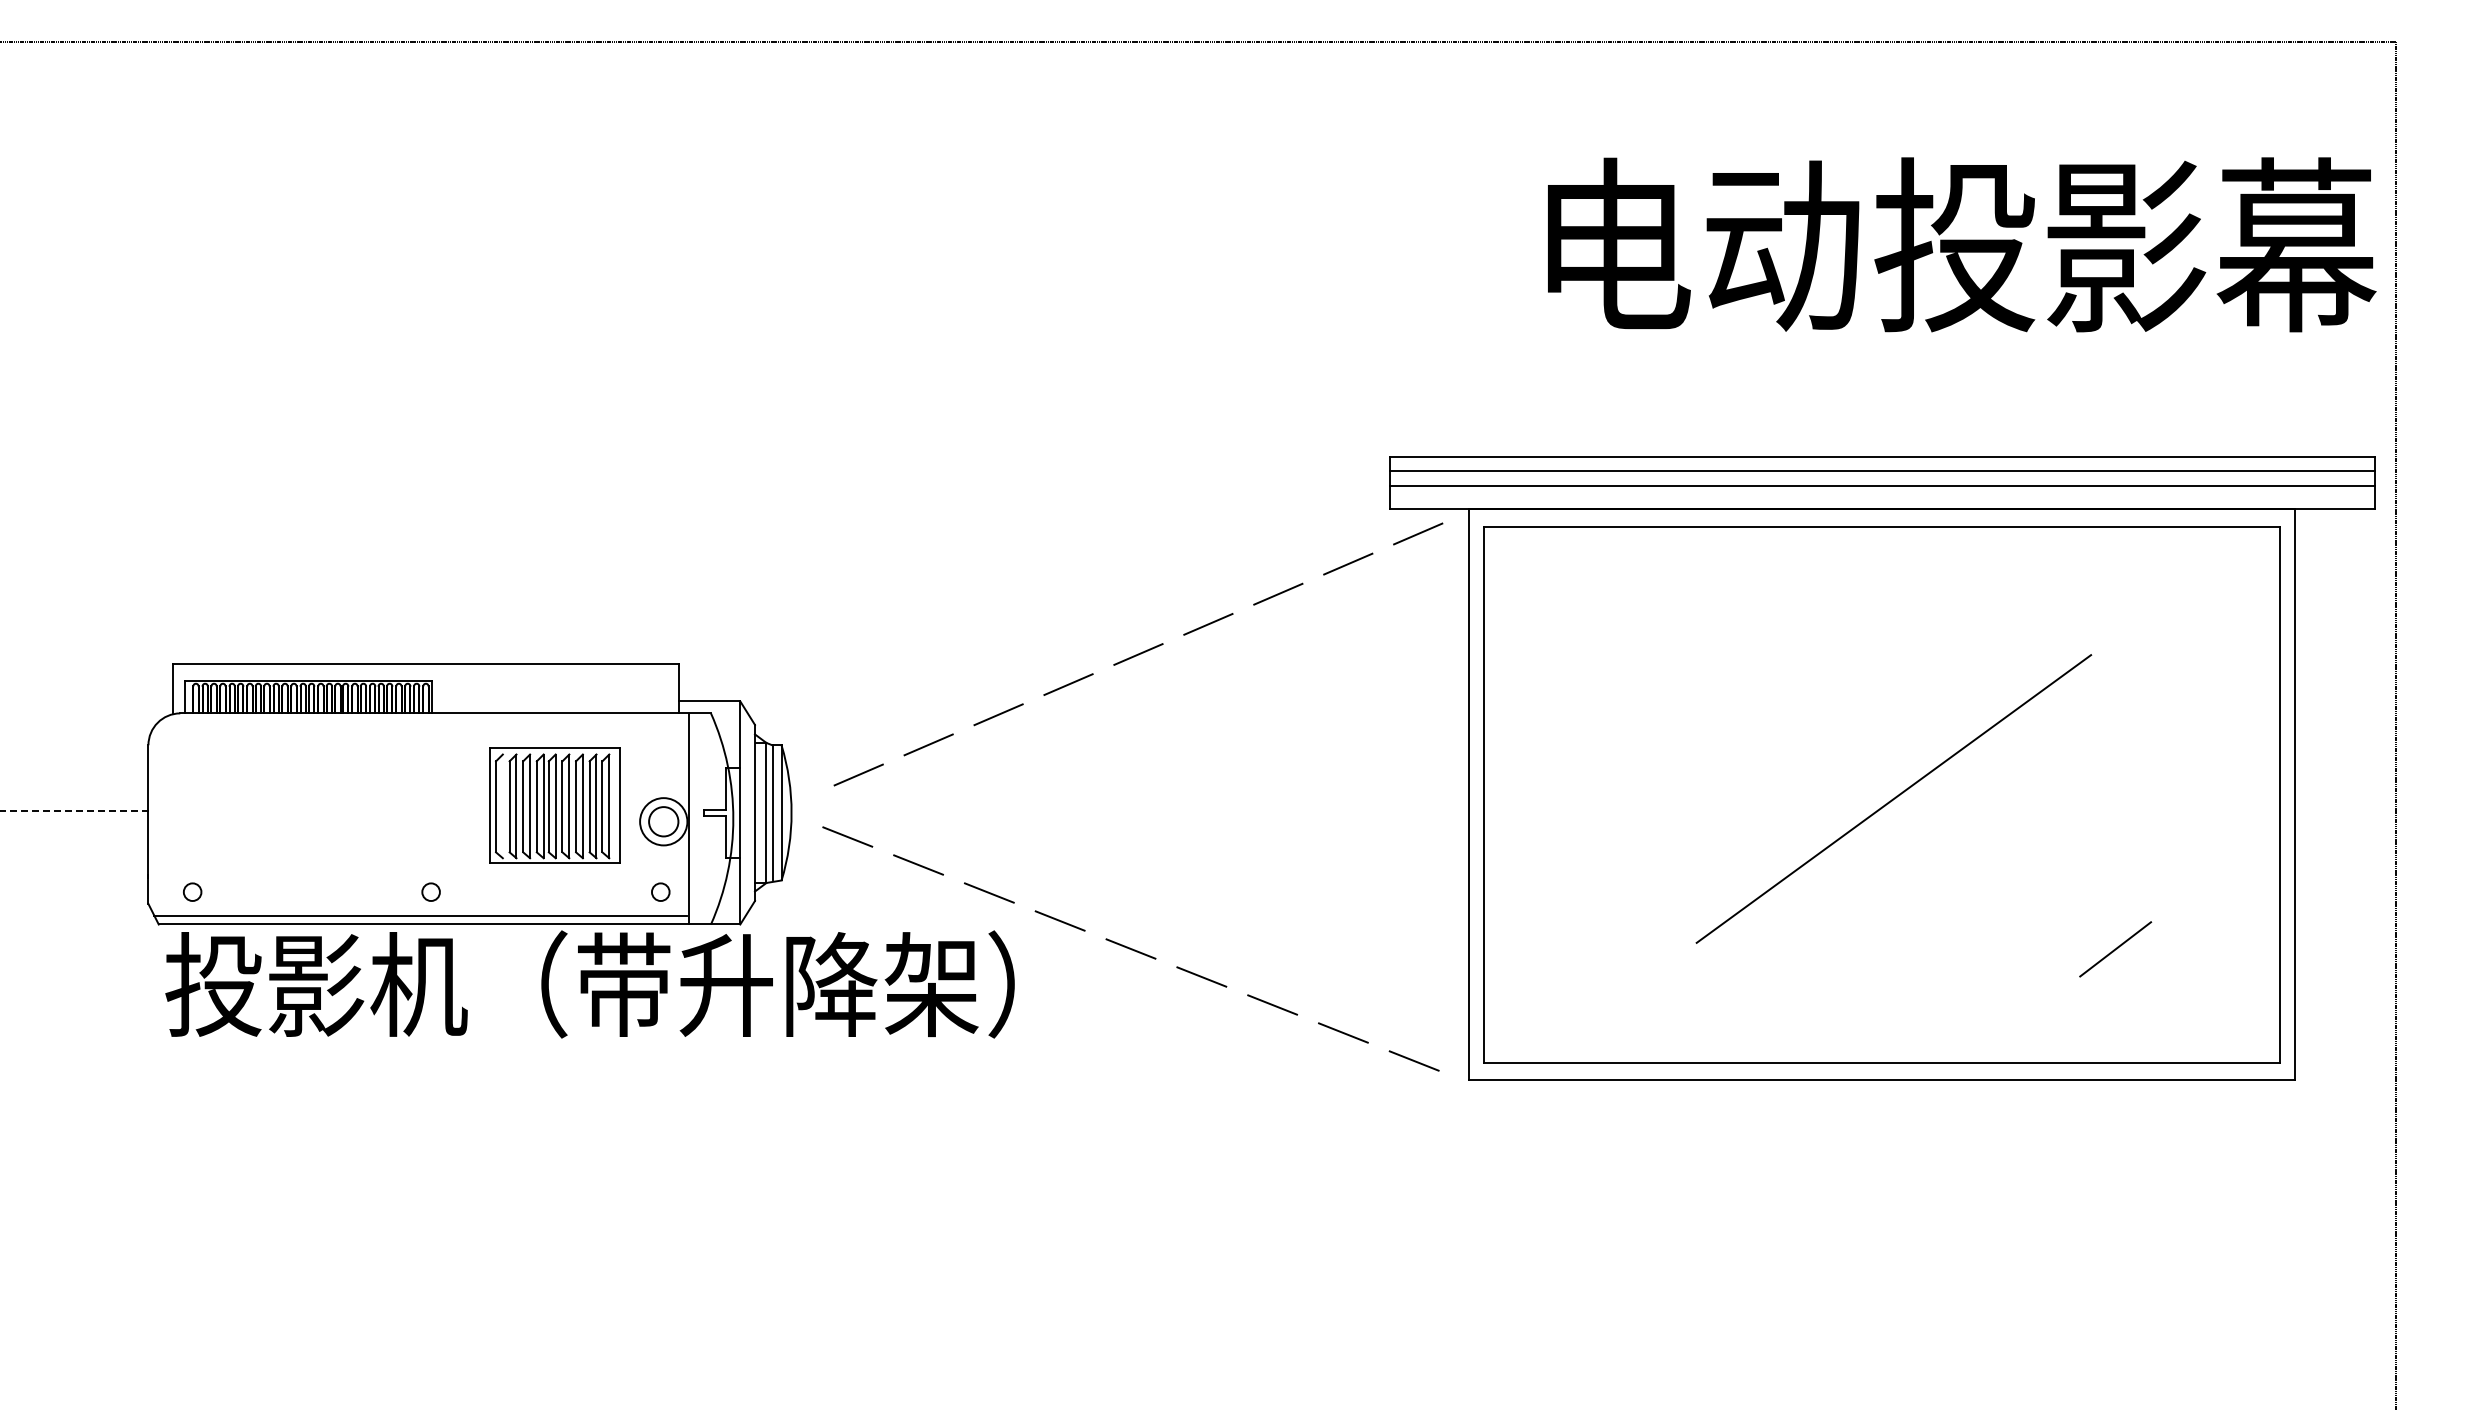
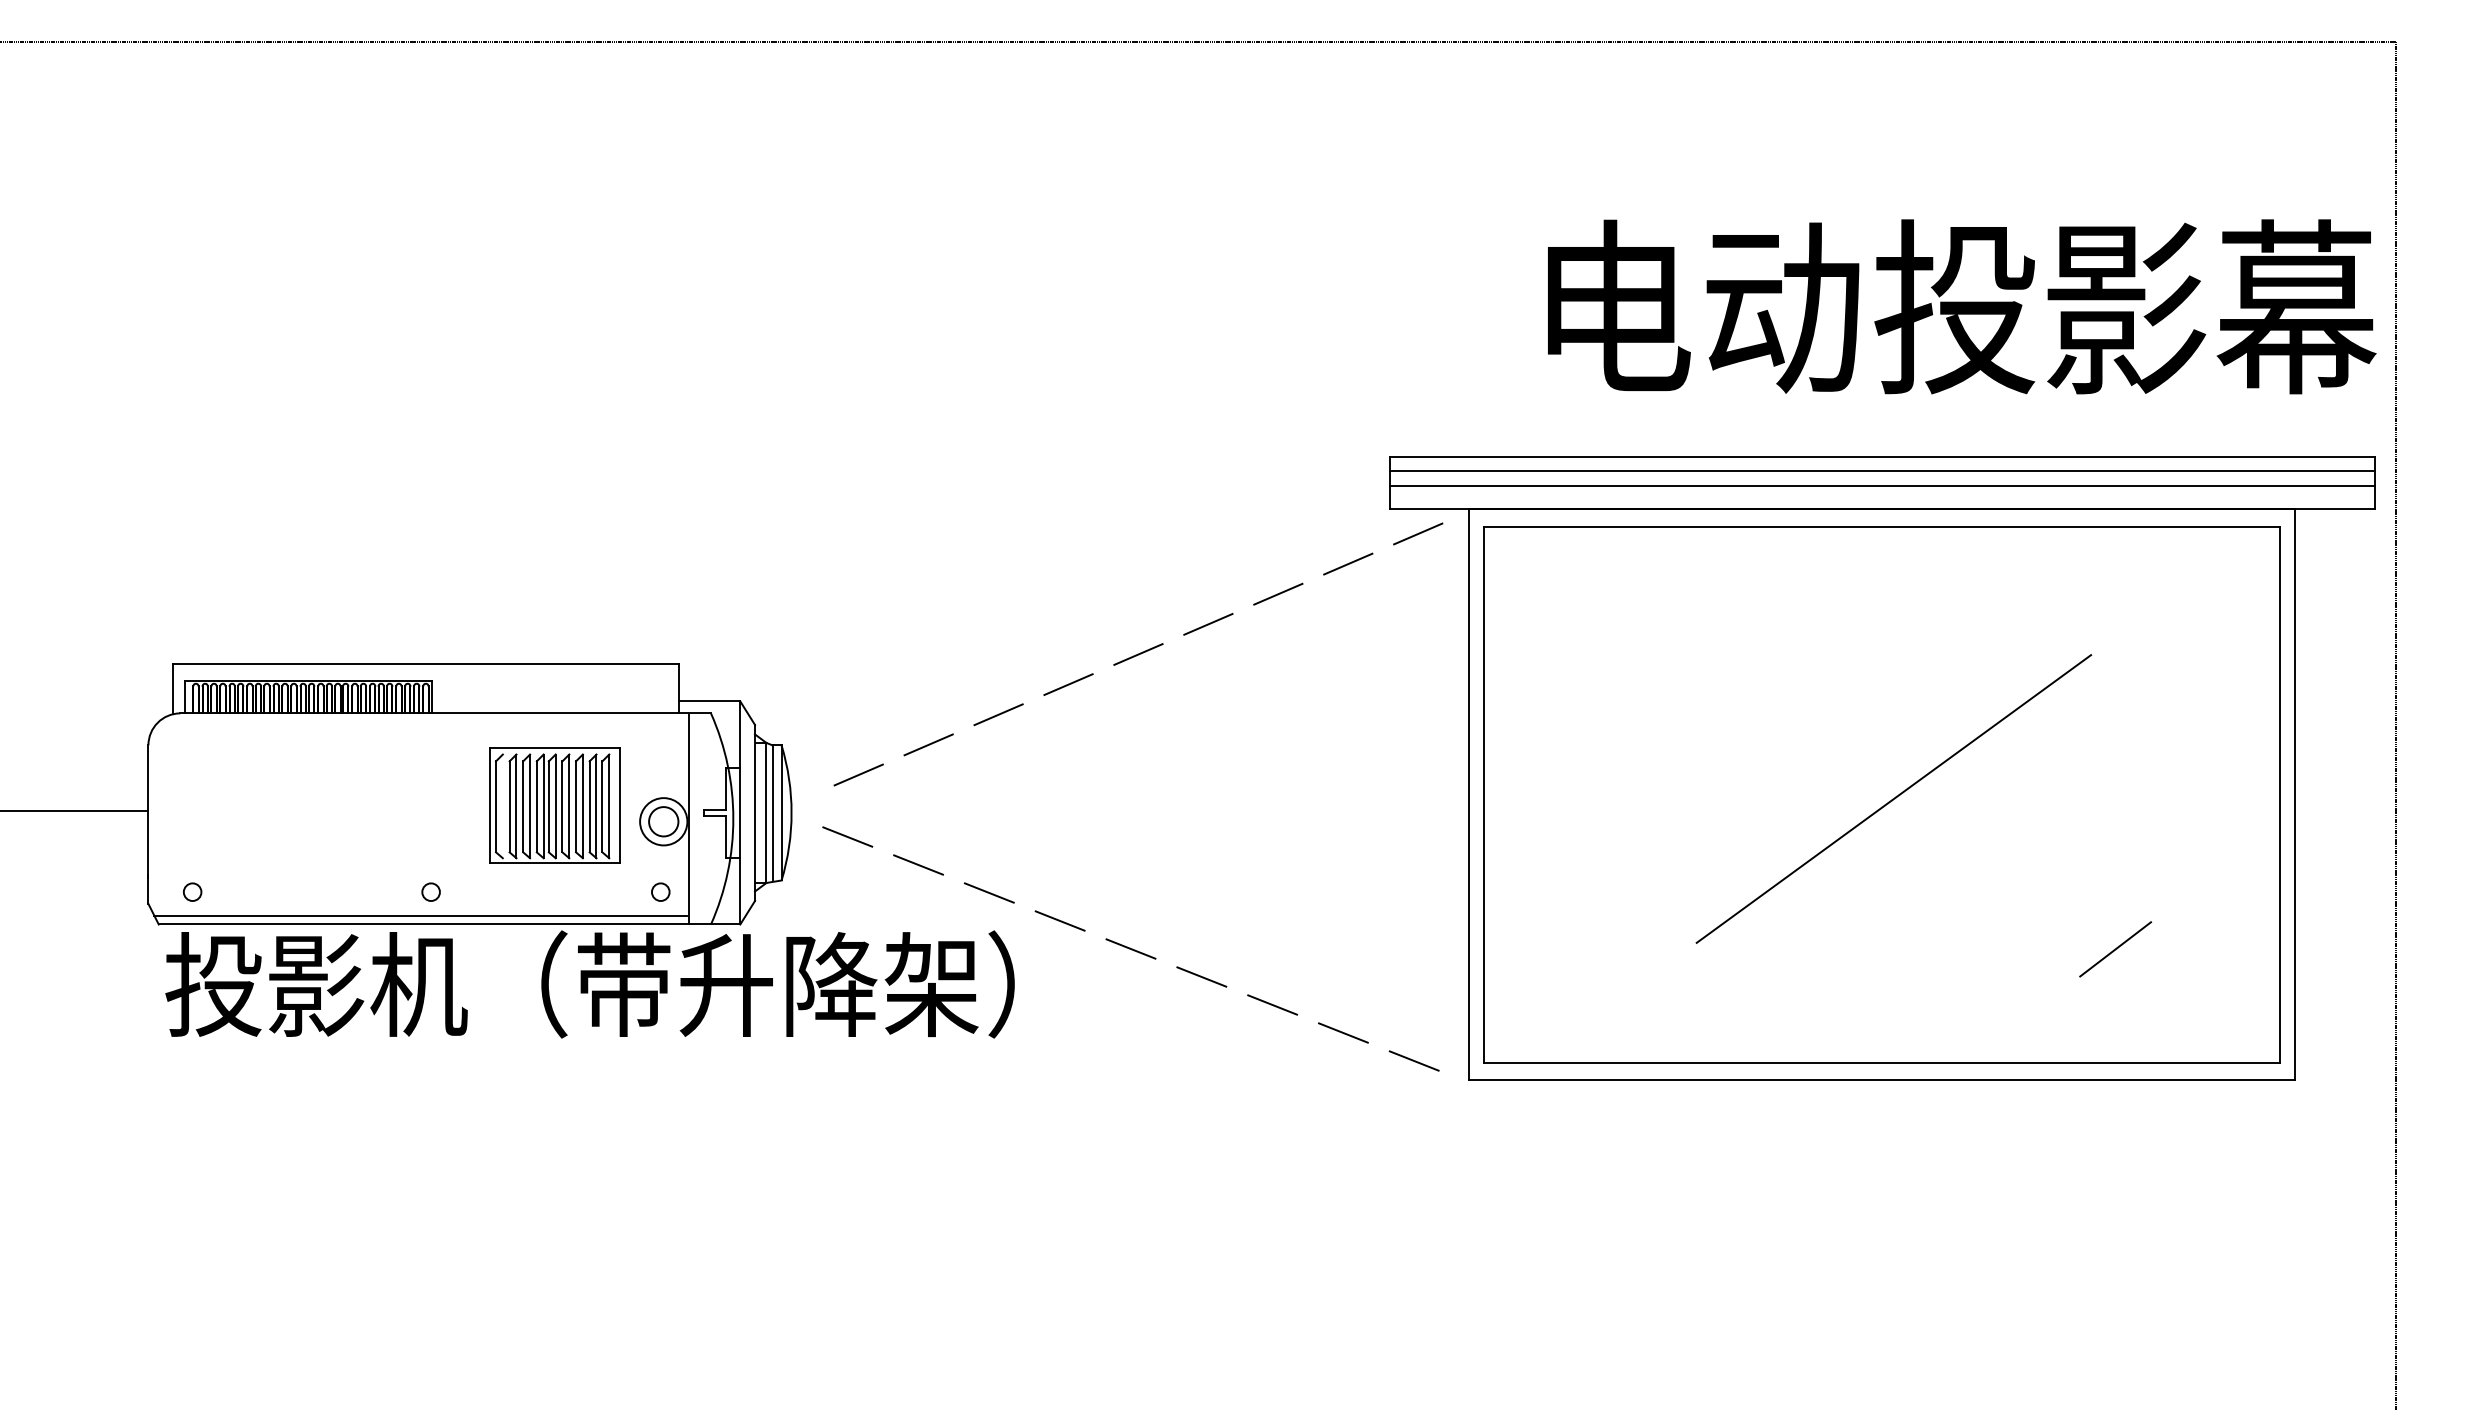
text position: (1962, 244) -> (1962, 306) (1962, 306)
line: dashed -> solid (74, 811)
